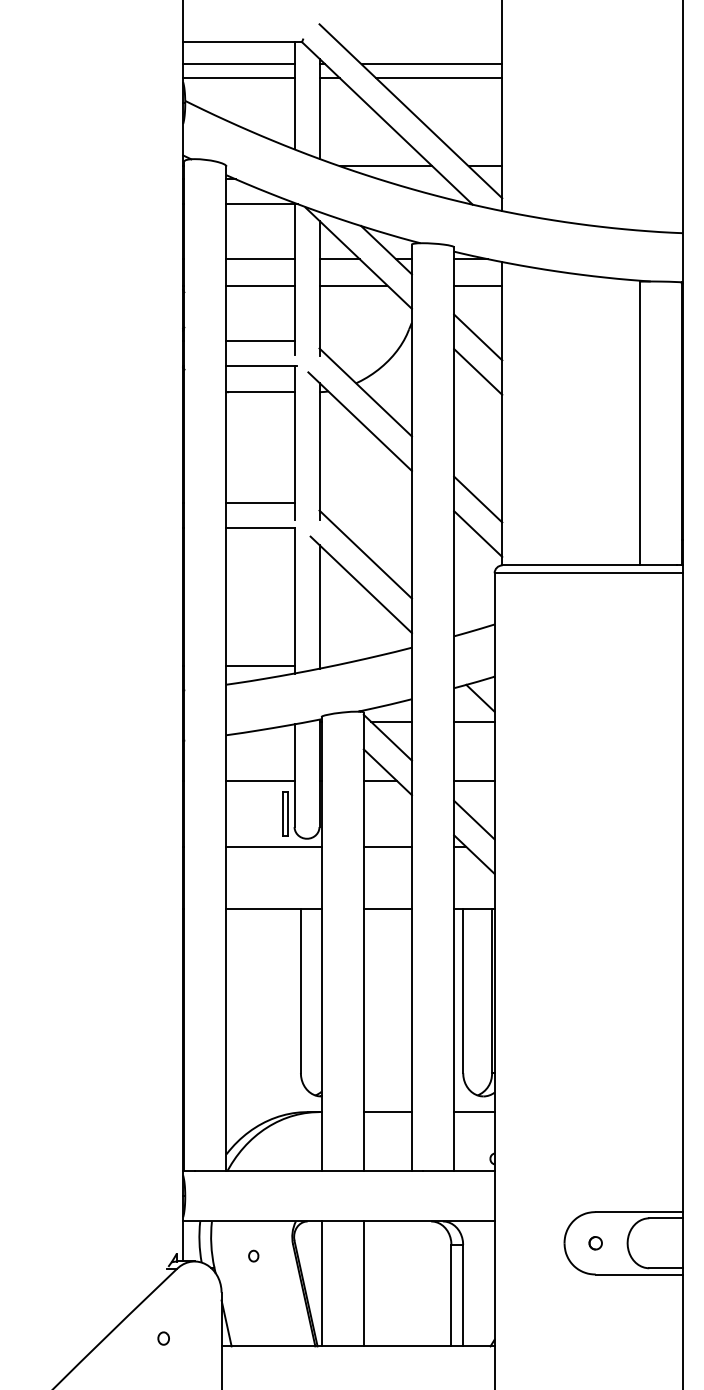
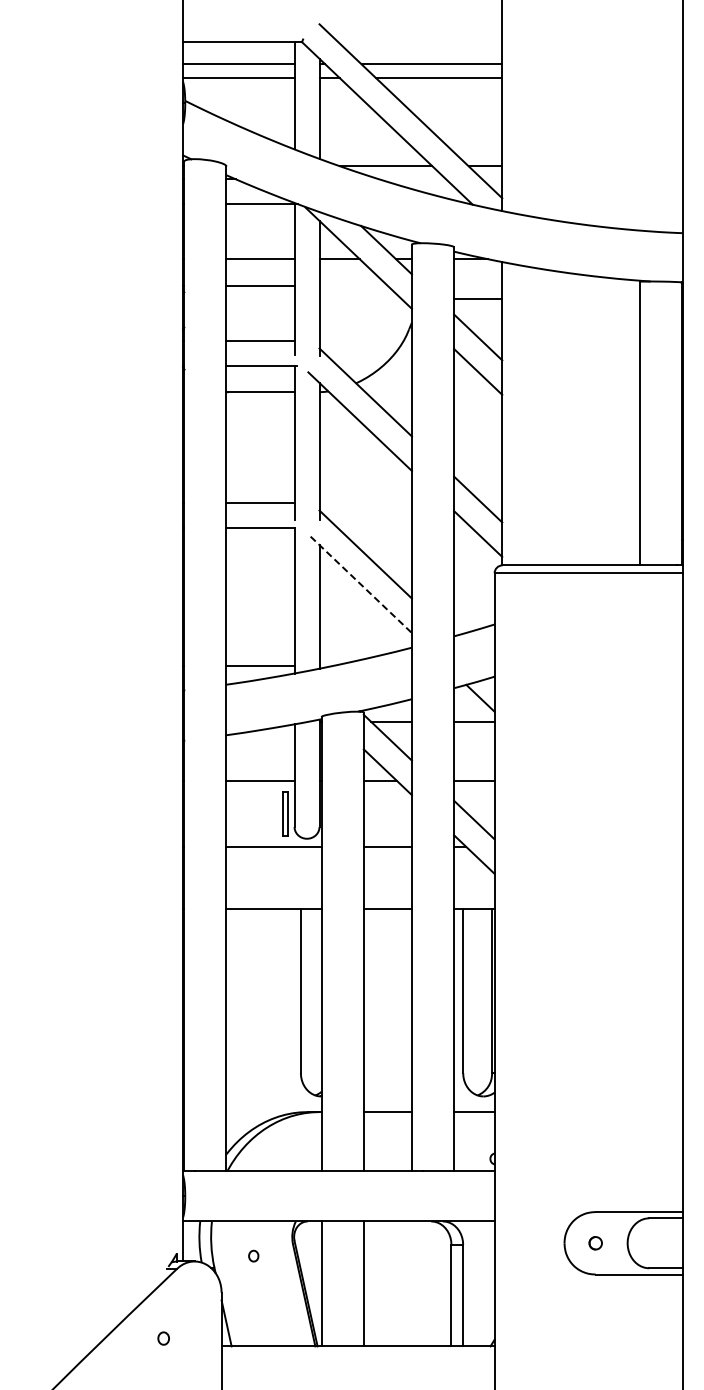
line: present -> none (353, 285)
line position: (478, 285) -> (478, 298) (478, 298)
line: solid -> dashed (361, 584)
